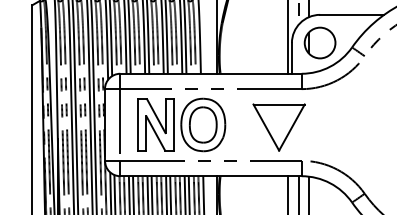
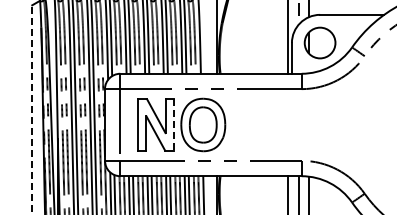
line: solid -> dashed (32, 110)
line: solid -> dashed (174, 125)
part: present -> none (278, 127)
